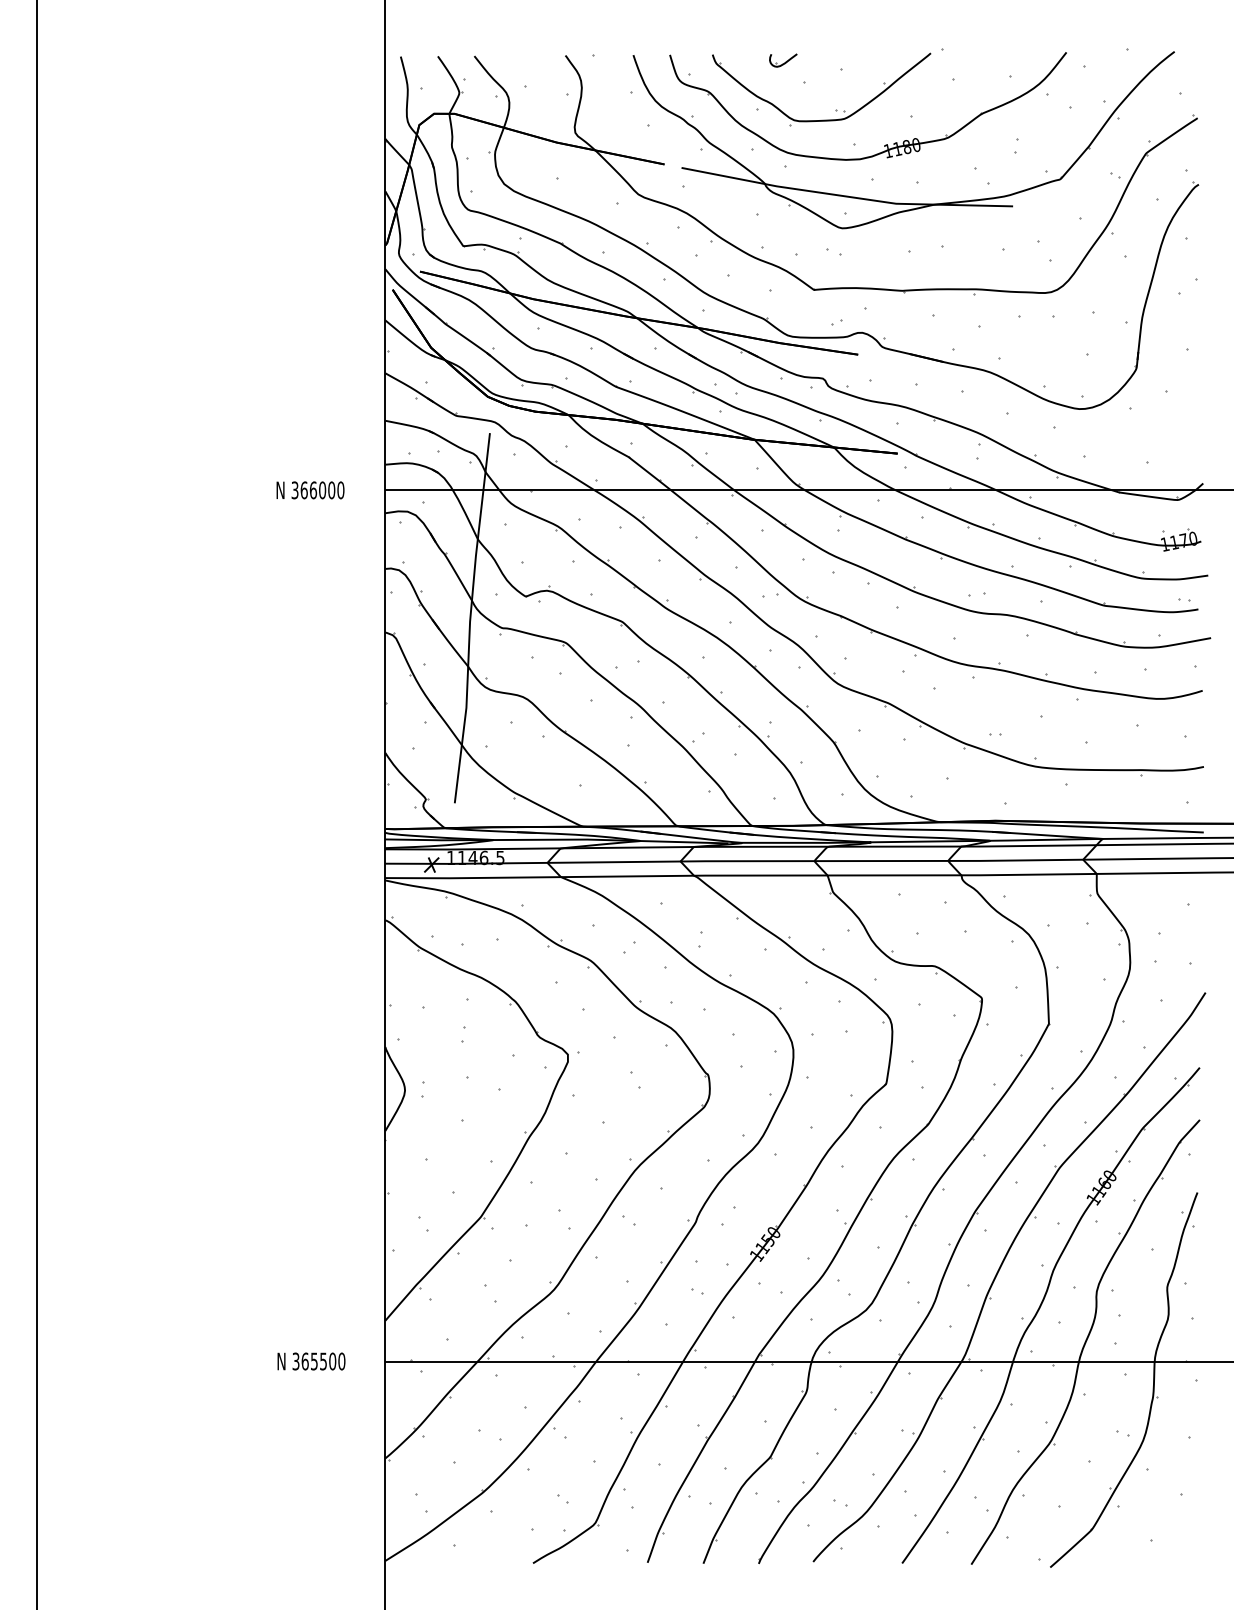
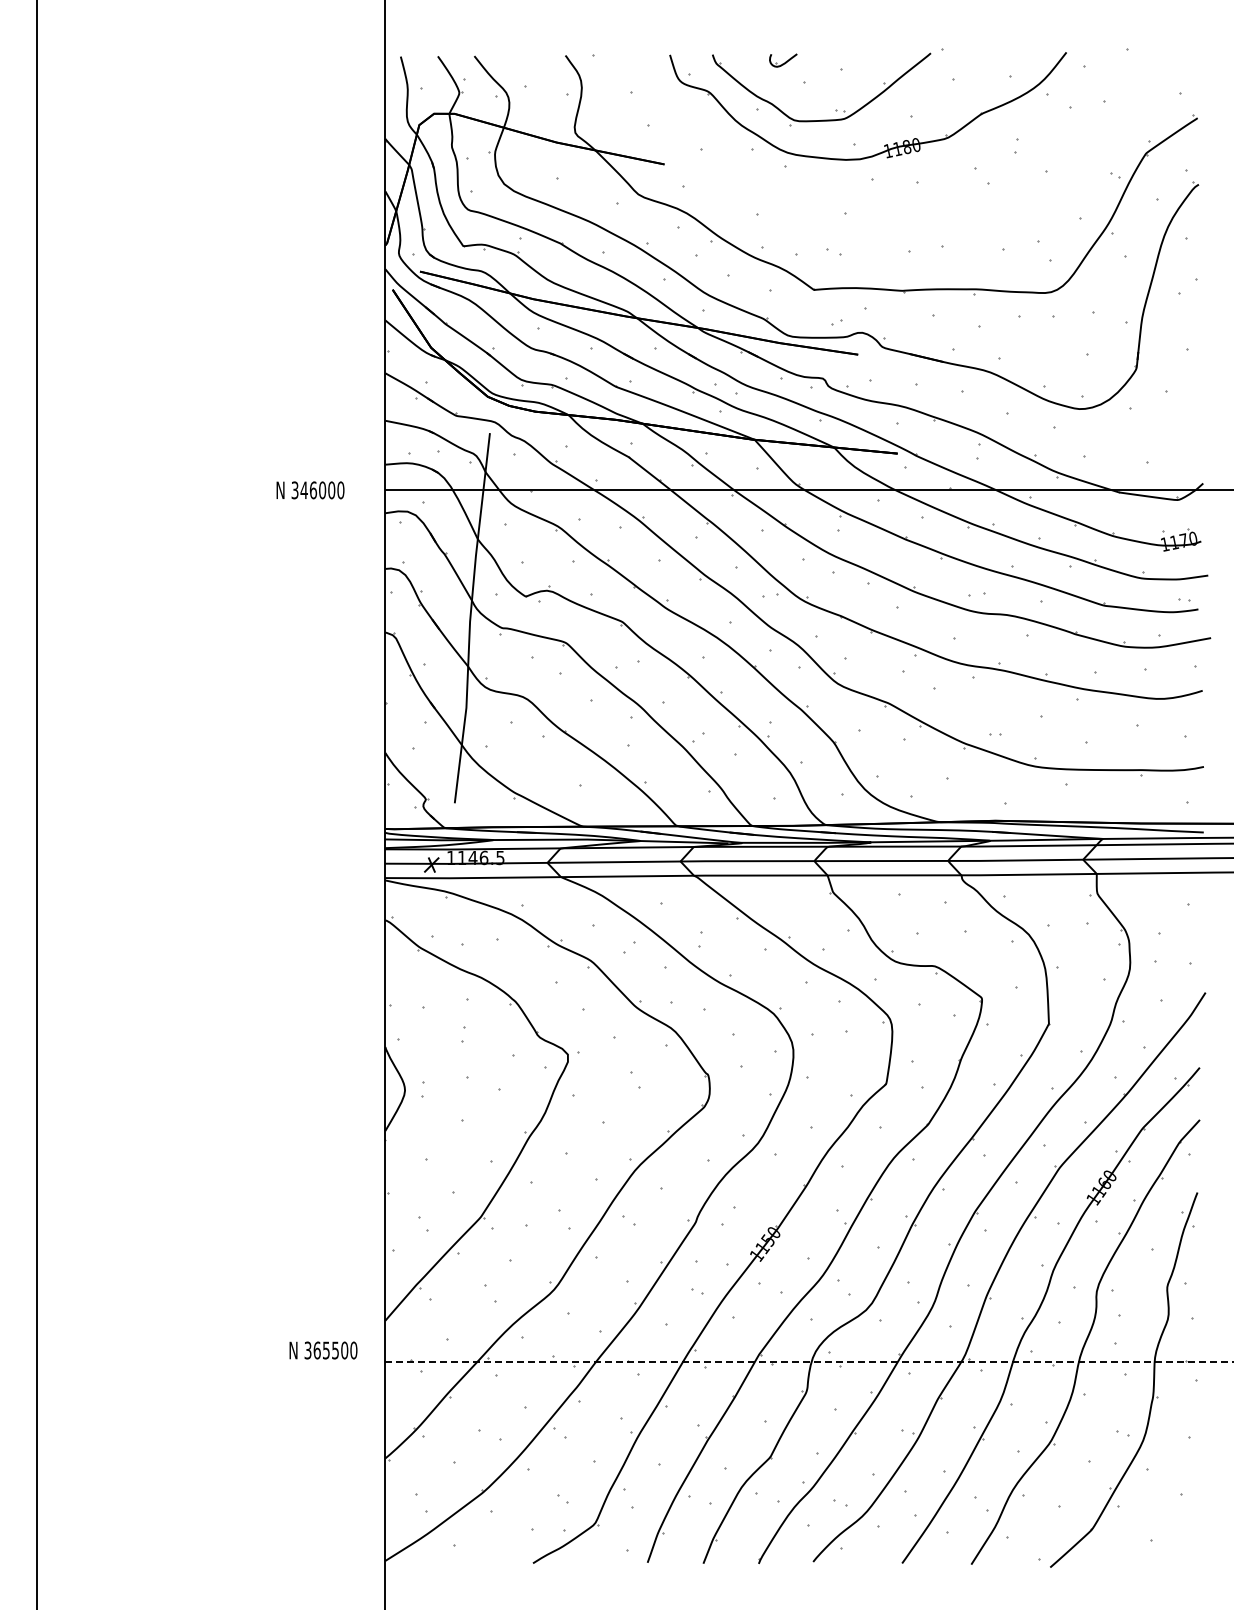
part: present -> none (899, 202)
text: 366000 -> 346000 (303, 490)
text position: (311, 1361) -> (323, 1350) (323, 1350)
line: solid -> dashed (809, 1361)
